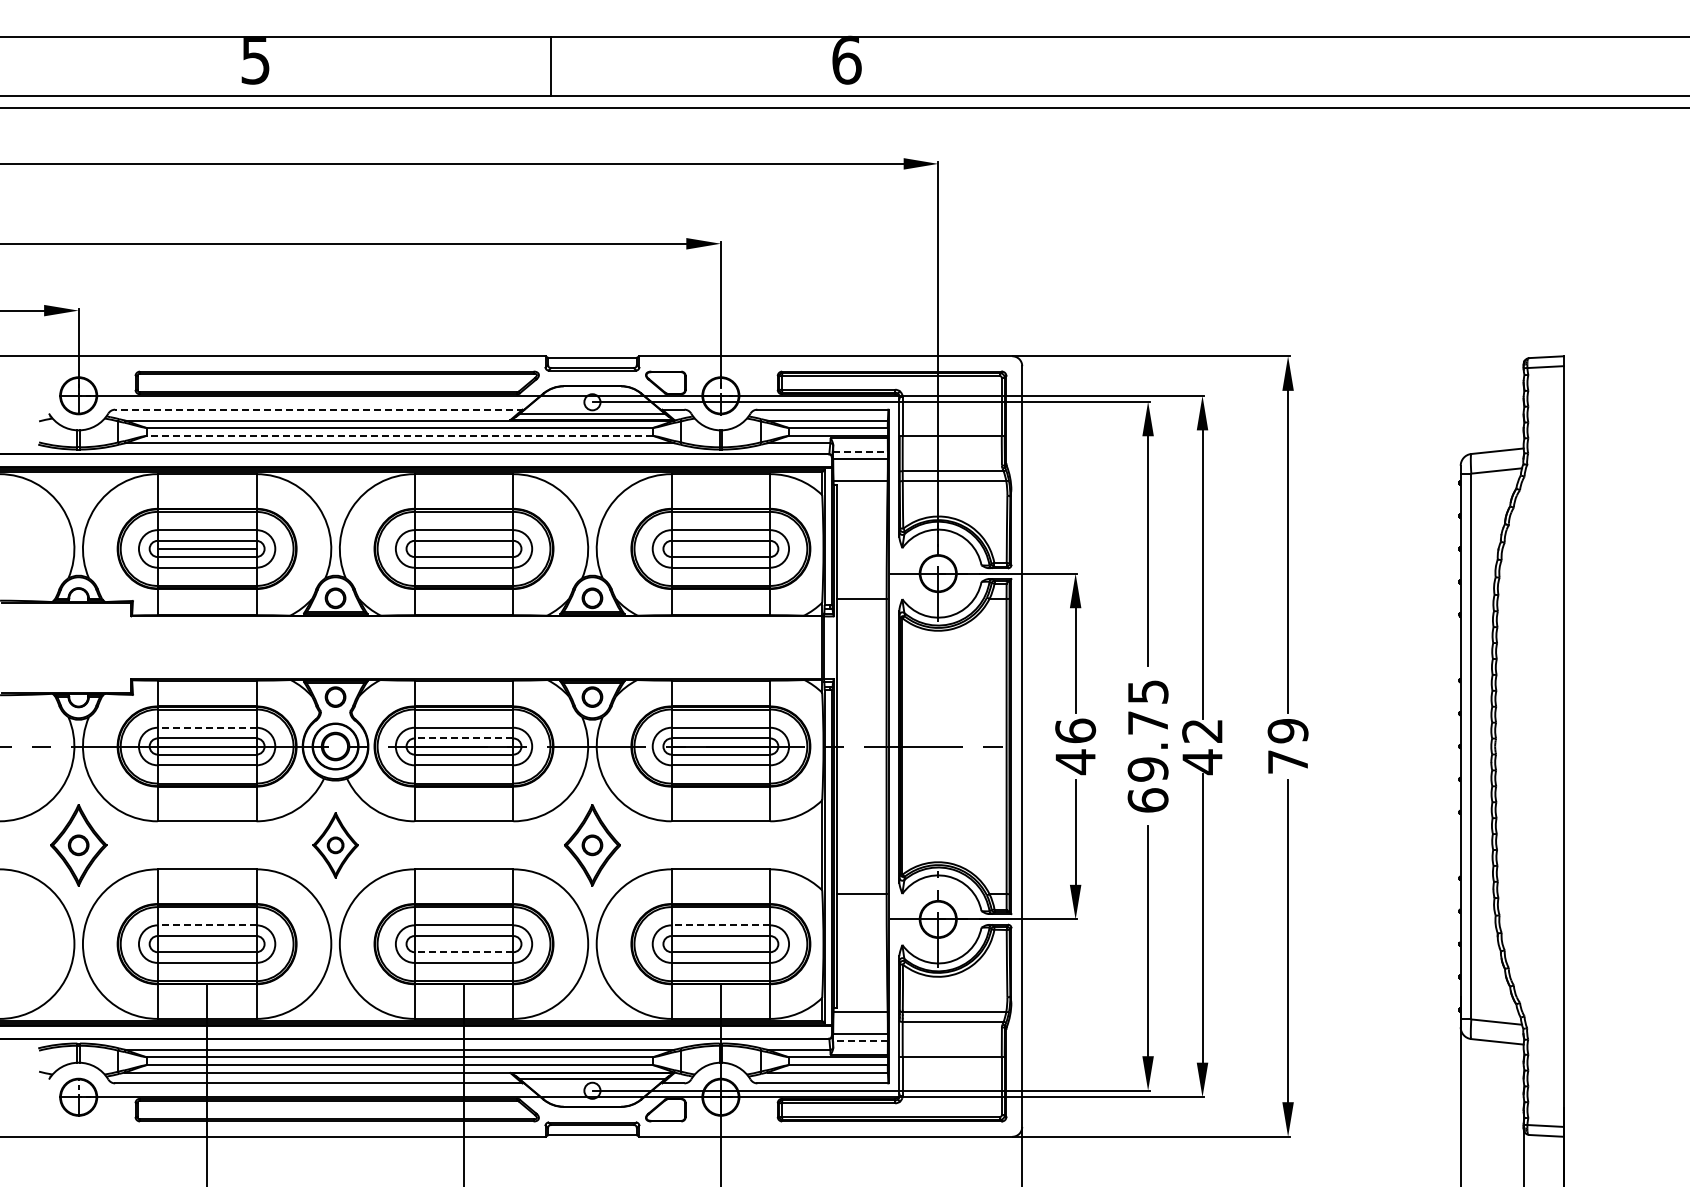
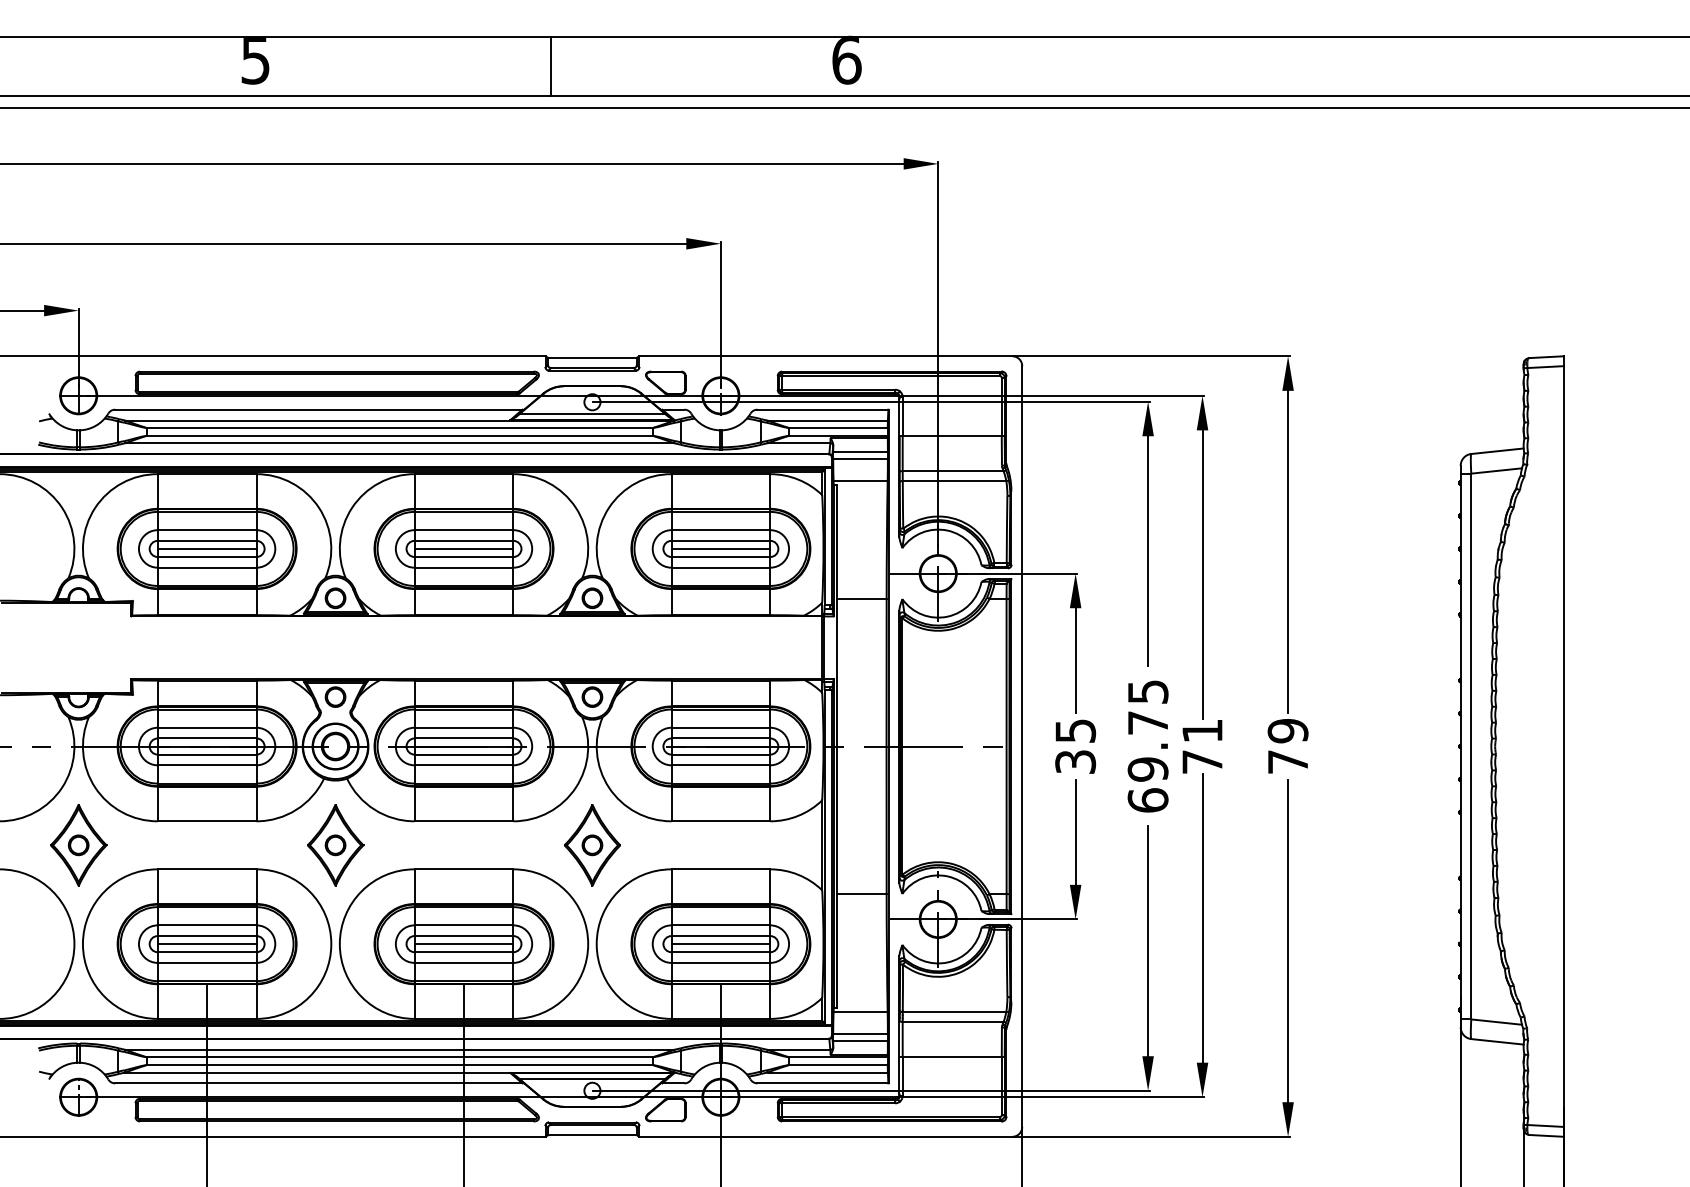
line: dashed -> solid (319, 409)
line: dashed -> solid (399, 435)
line: dashed -> solid (861, 451)
line: none -> present (463, 548)
line: none -> present (720, 548)
line: dashed -> solid (206, 727)
line: dashed -> solid (463, 738)
text: 46 -> 35 (1075, 746)
text: 42 -> 71 (1202, 747)
part size: 47x67 px -> 58x83 px (335, 845)
line: dashed -> solid (206, 925)
line: dashed -> solid (720, 925)
line: none -> present (206, 944)
line: none -> present (463, 944)
line: none -> present (720, 944)
line: dashed -> solid (463, 952)
line: dashed -> solid (860, 1041)
